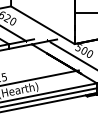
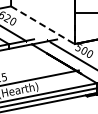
line: solid -> dashed (42, 25)
